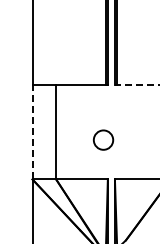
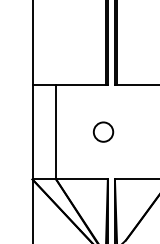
line: dashed -> solid (136, 84)
line: dashed -> solid (32, 131)
circle position: (103, 139) -> (103, 131) (103, 131)
